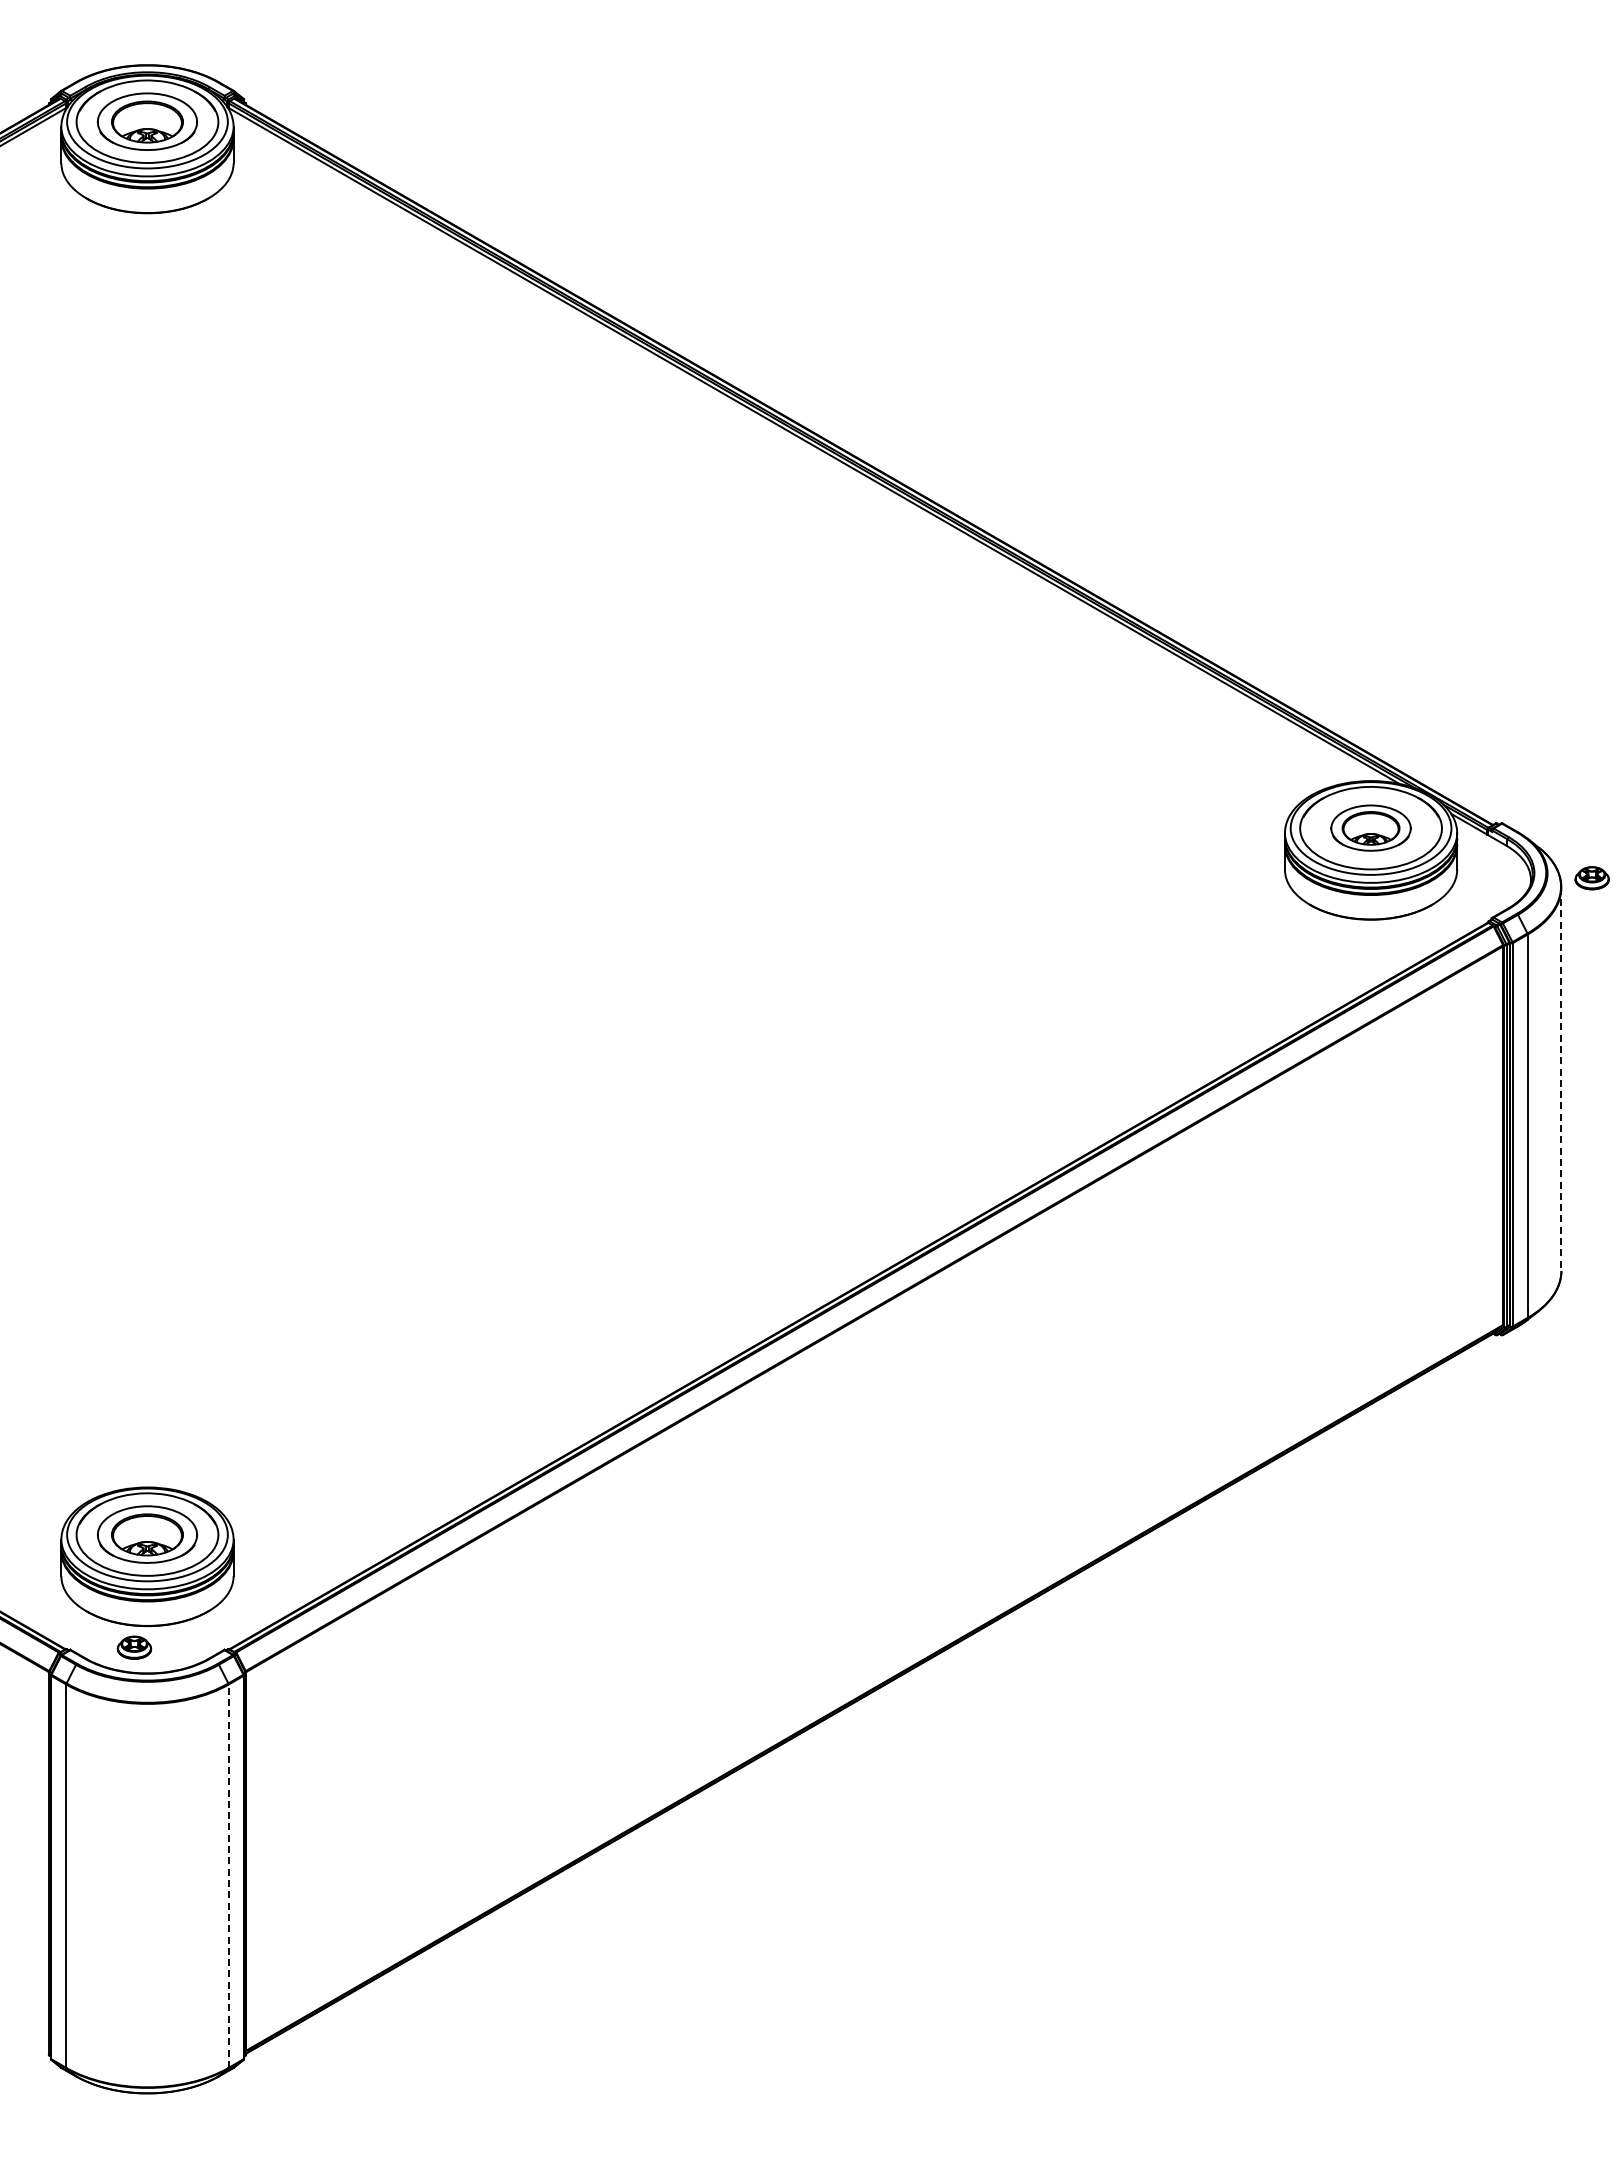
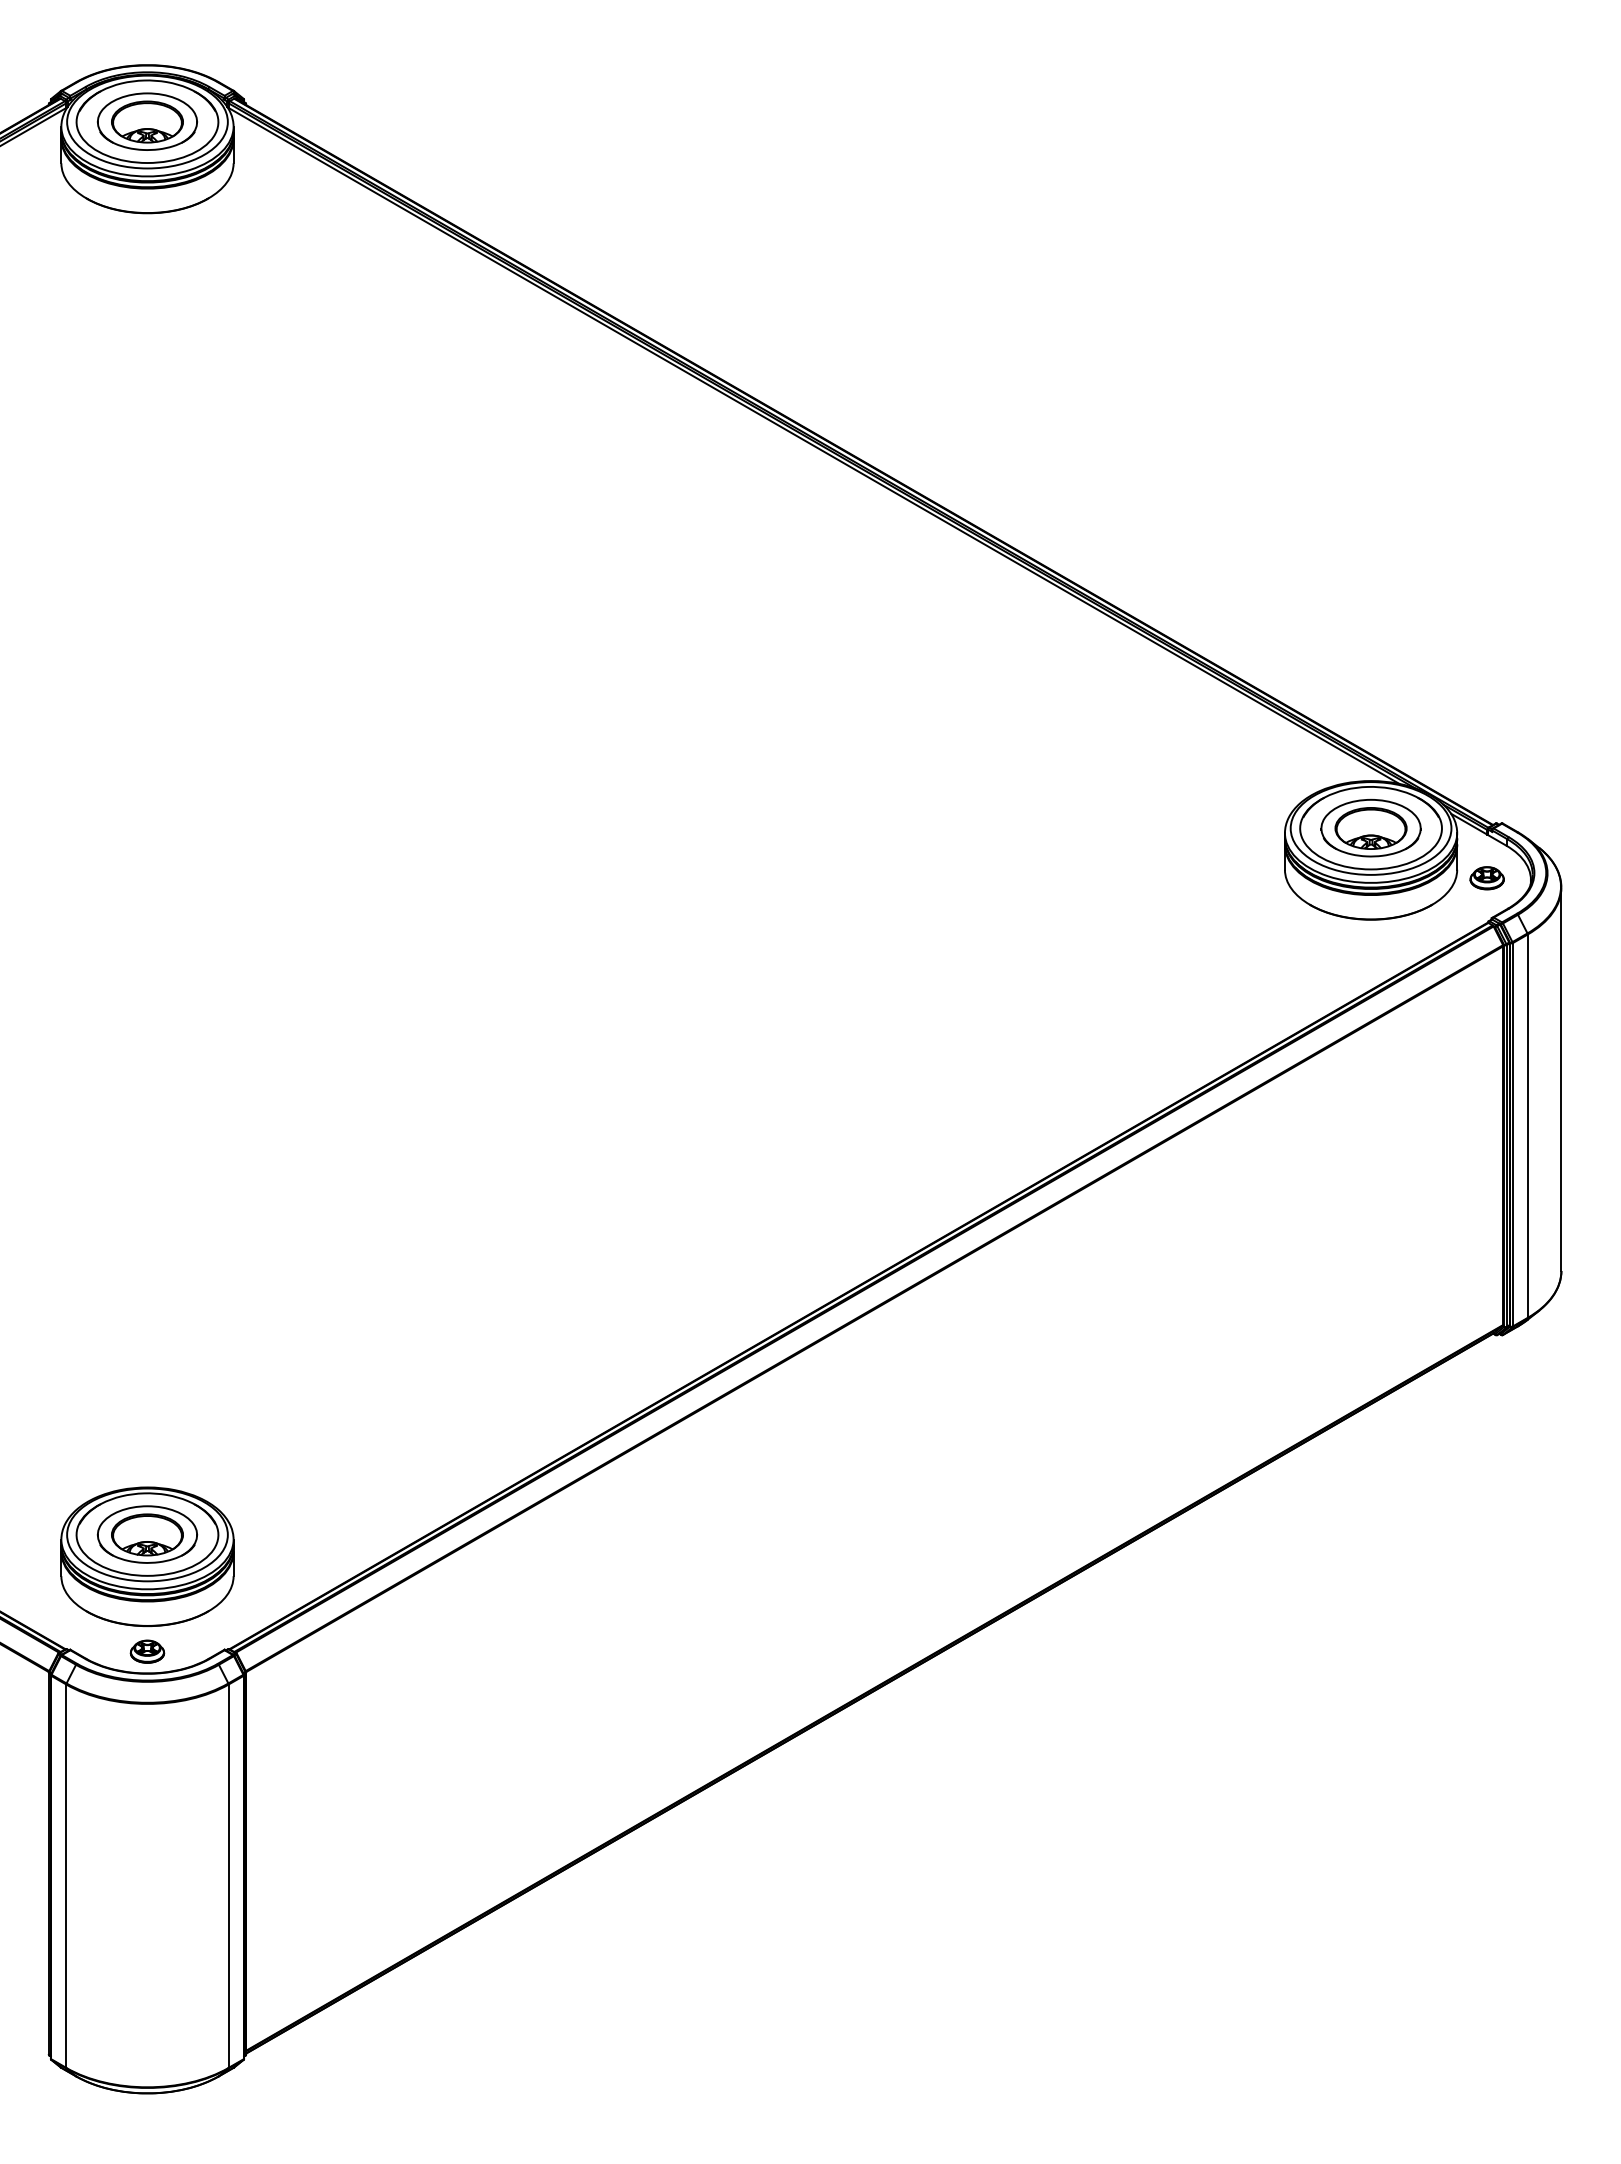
part size: 82x48 px -> 102x60 px (1370, 827)
part position: (1591, 878) -> (1486, 878) (1486, 878)
line: dashed -> solid (1561, 1079)
part position: (134, 1647) -> (147, 1651) (147, 1651)
line: dashed -> solid (228, 1876)
